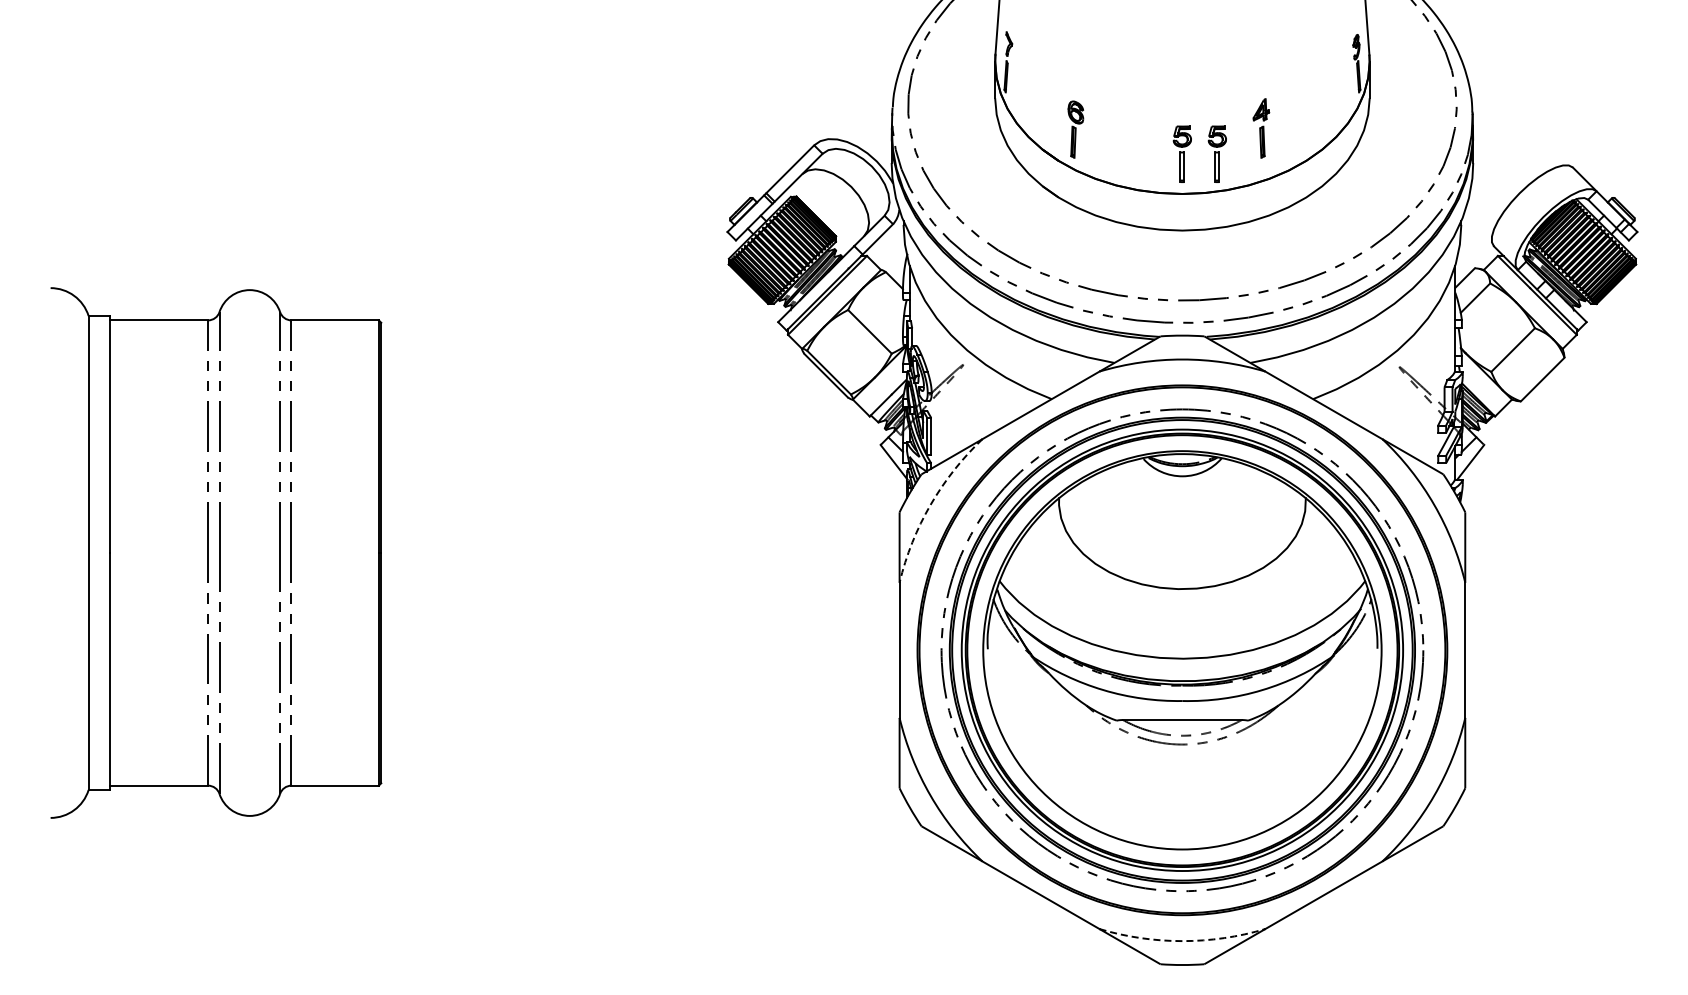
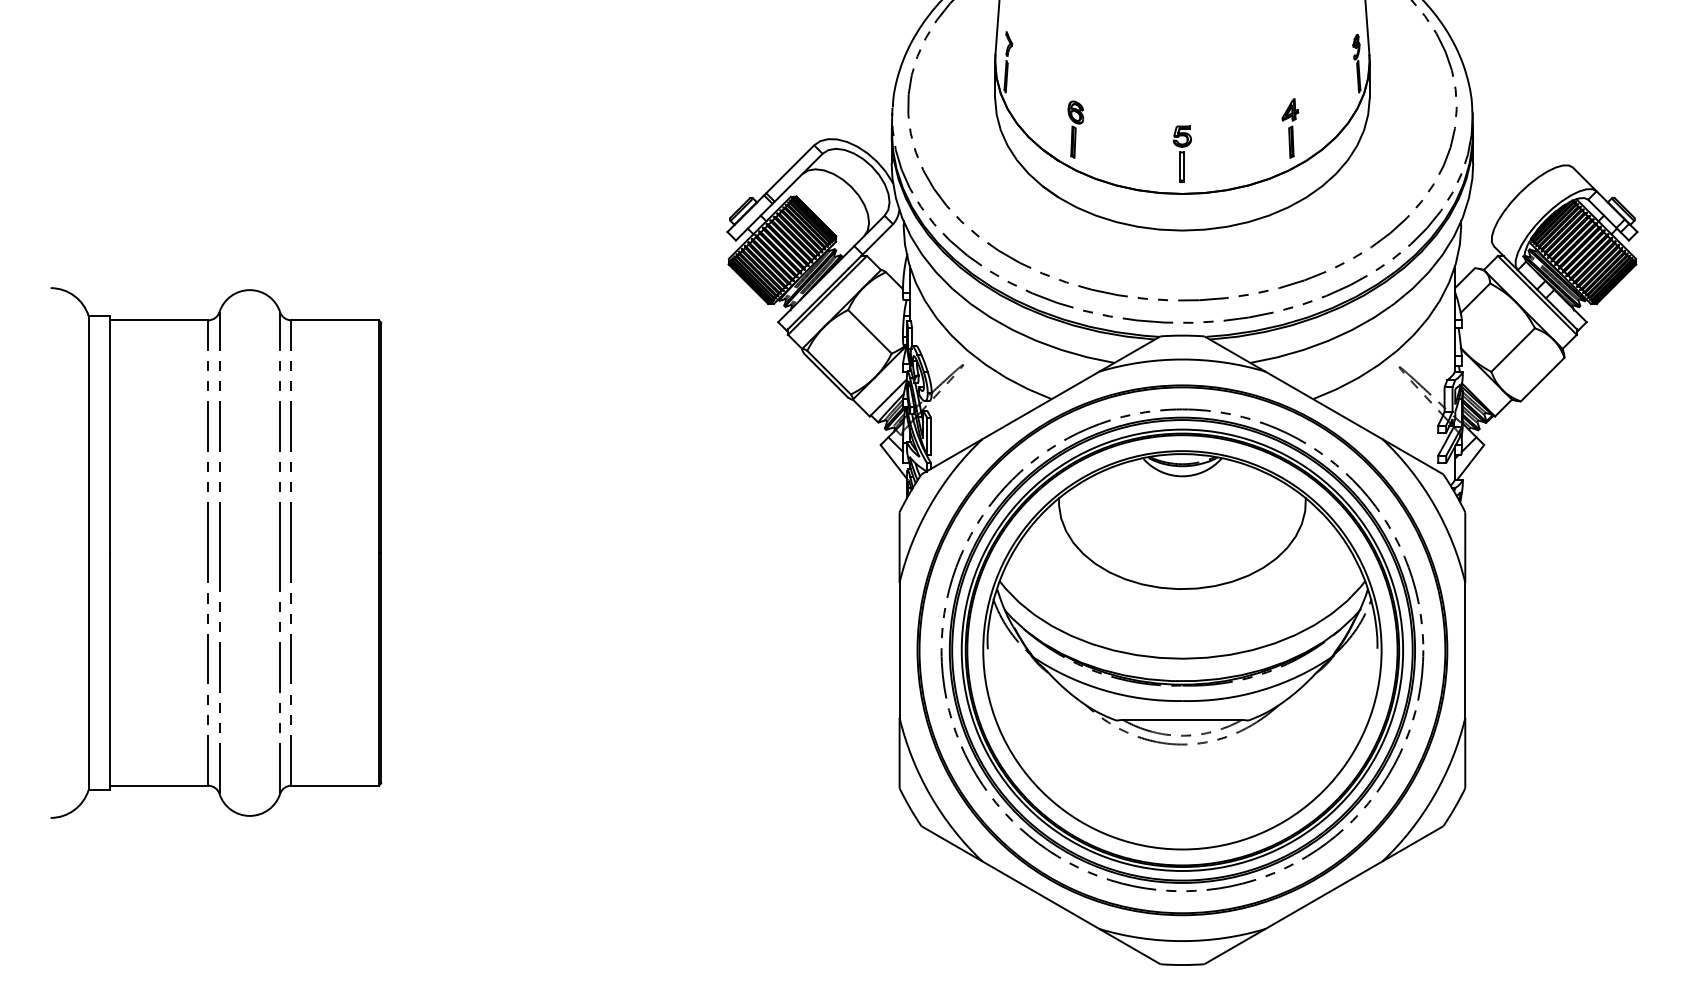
part position: (1261, 128) -> (1290, 128) (1290, 128)
part: present -> none (1216, 153)
arc: dashed -> solid (930, 504)
arc: dashed -> solid (1182, 941)
